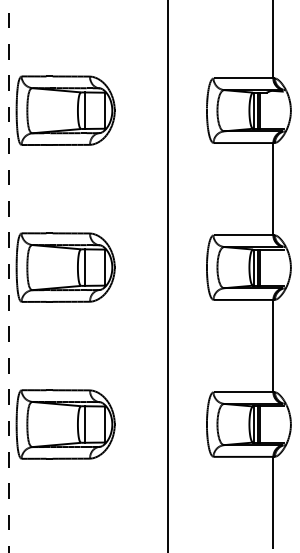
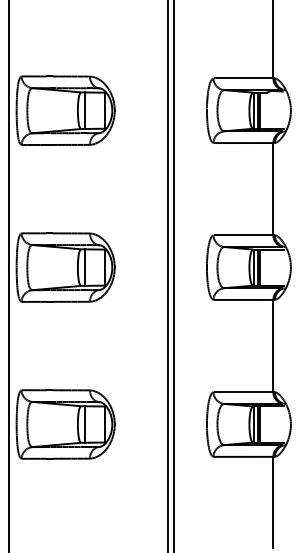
line: none -> present (174, 275)
line: dashed -> solid (9, 276)
